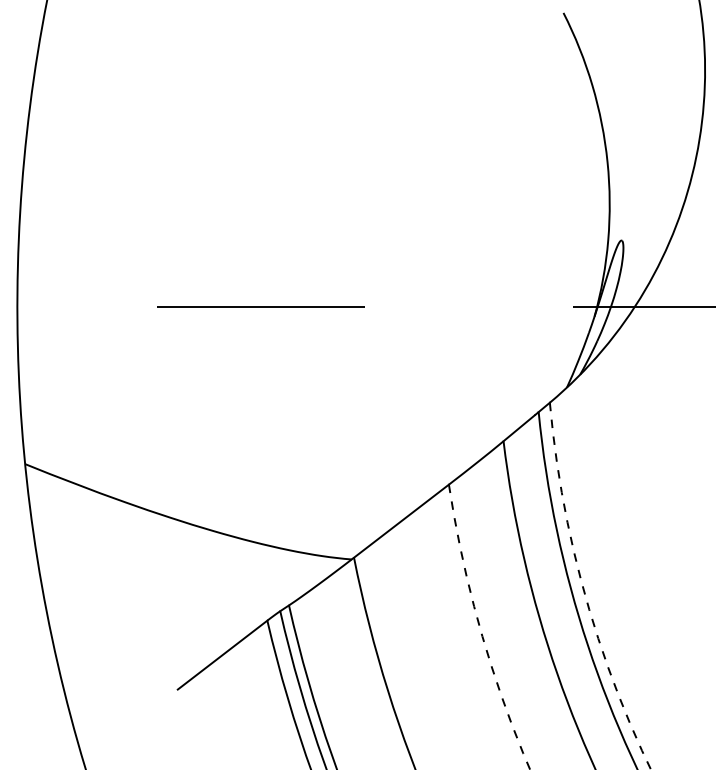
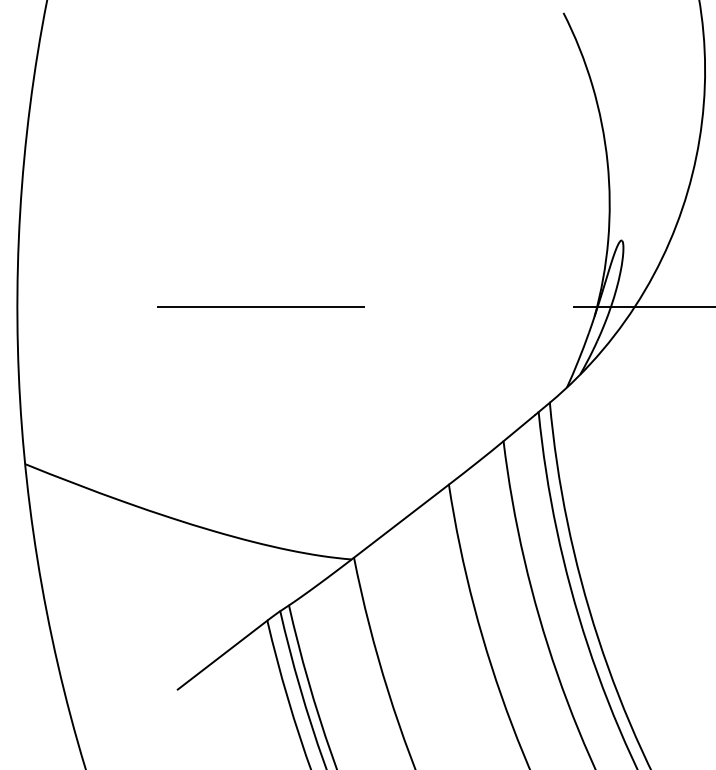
arc: dashed -> solid (584, 591)
arc: dashed -> solid (480, 630)
